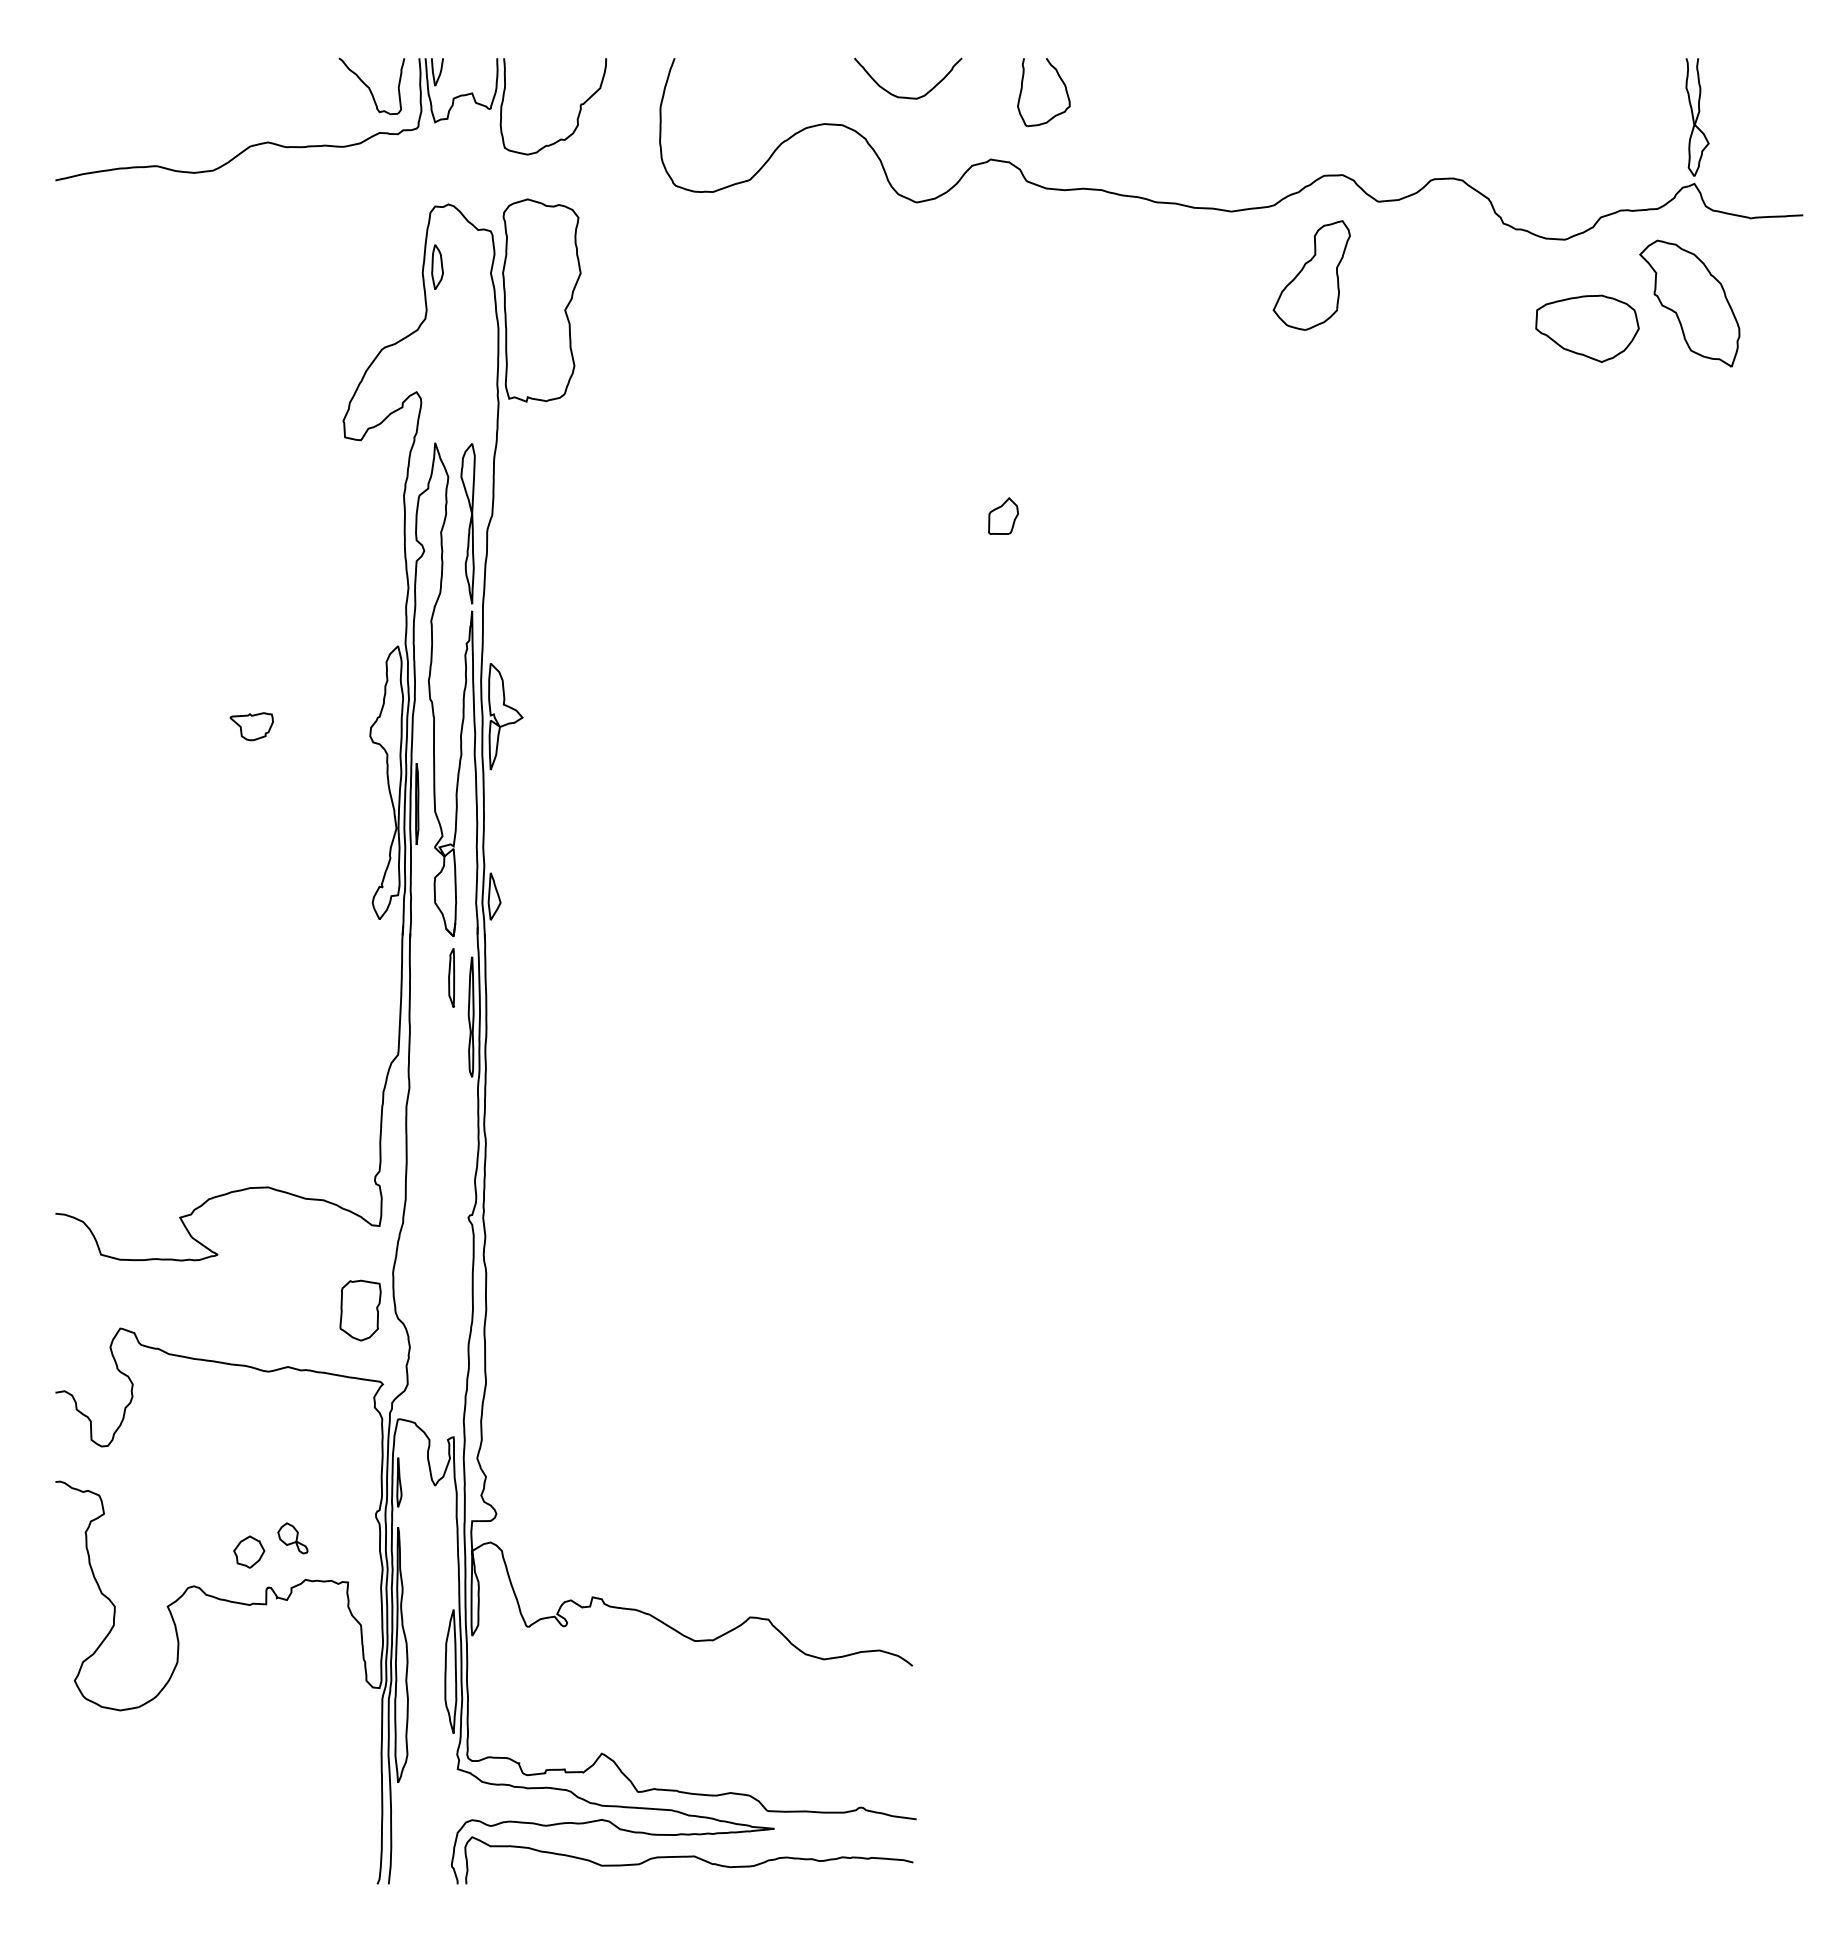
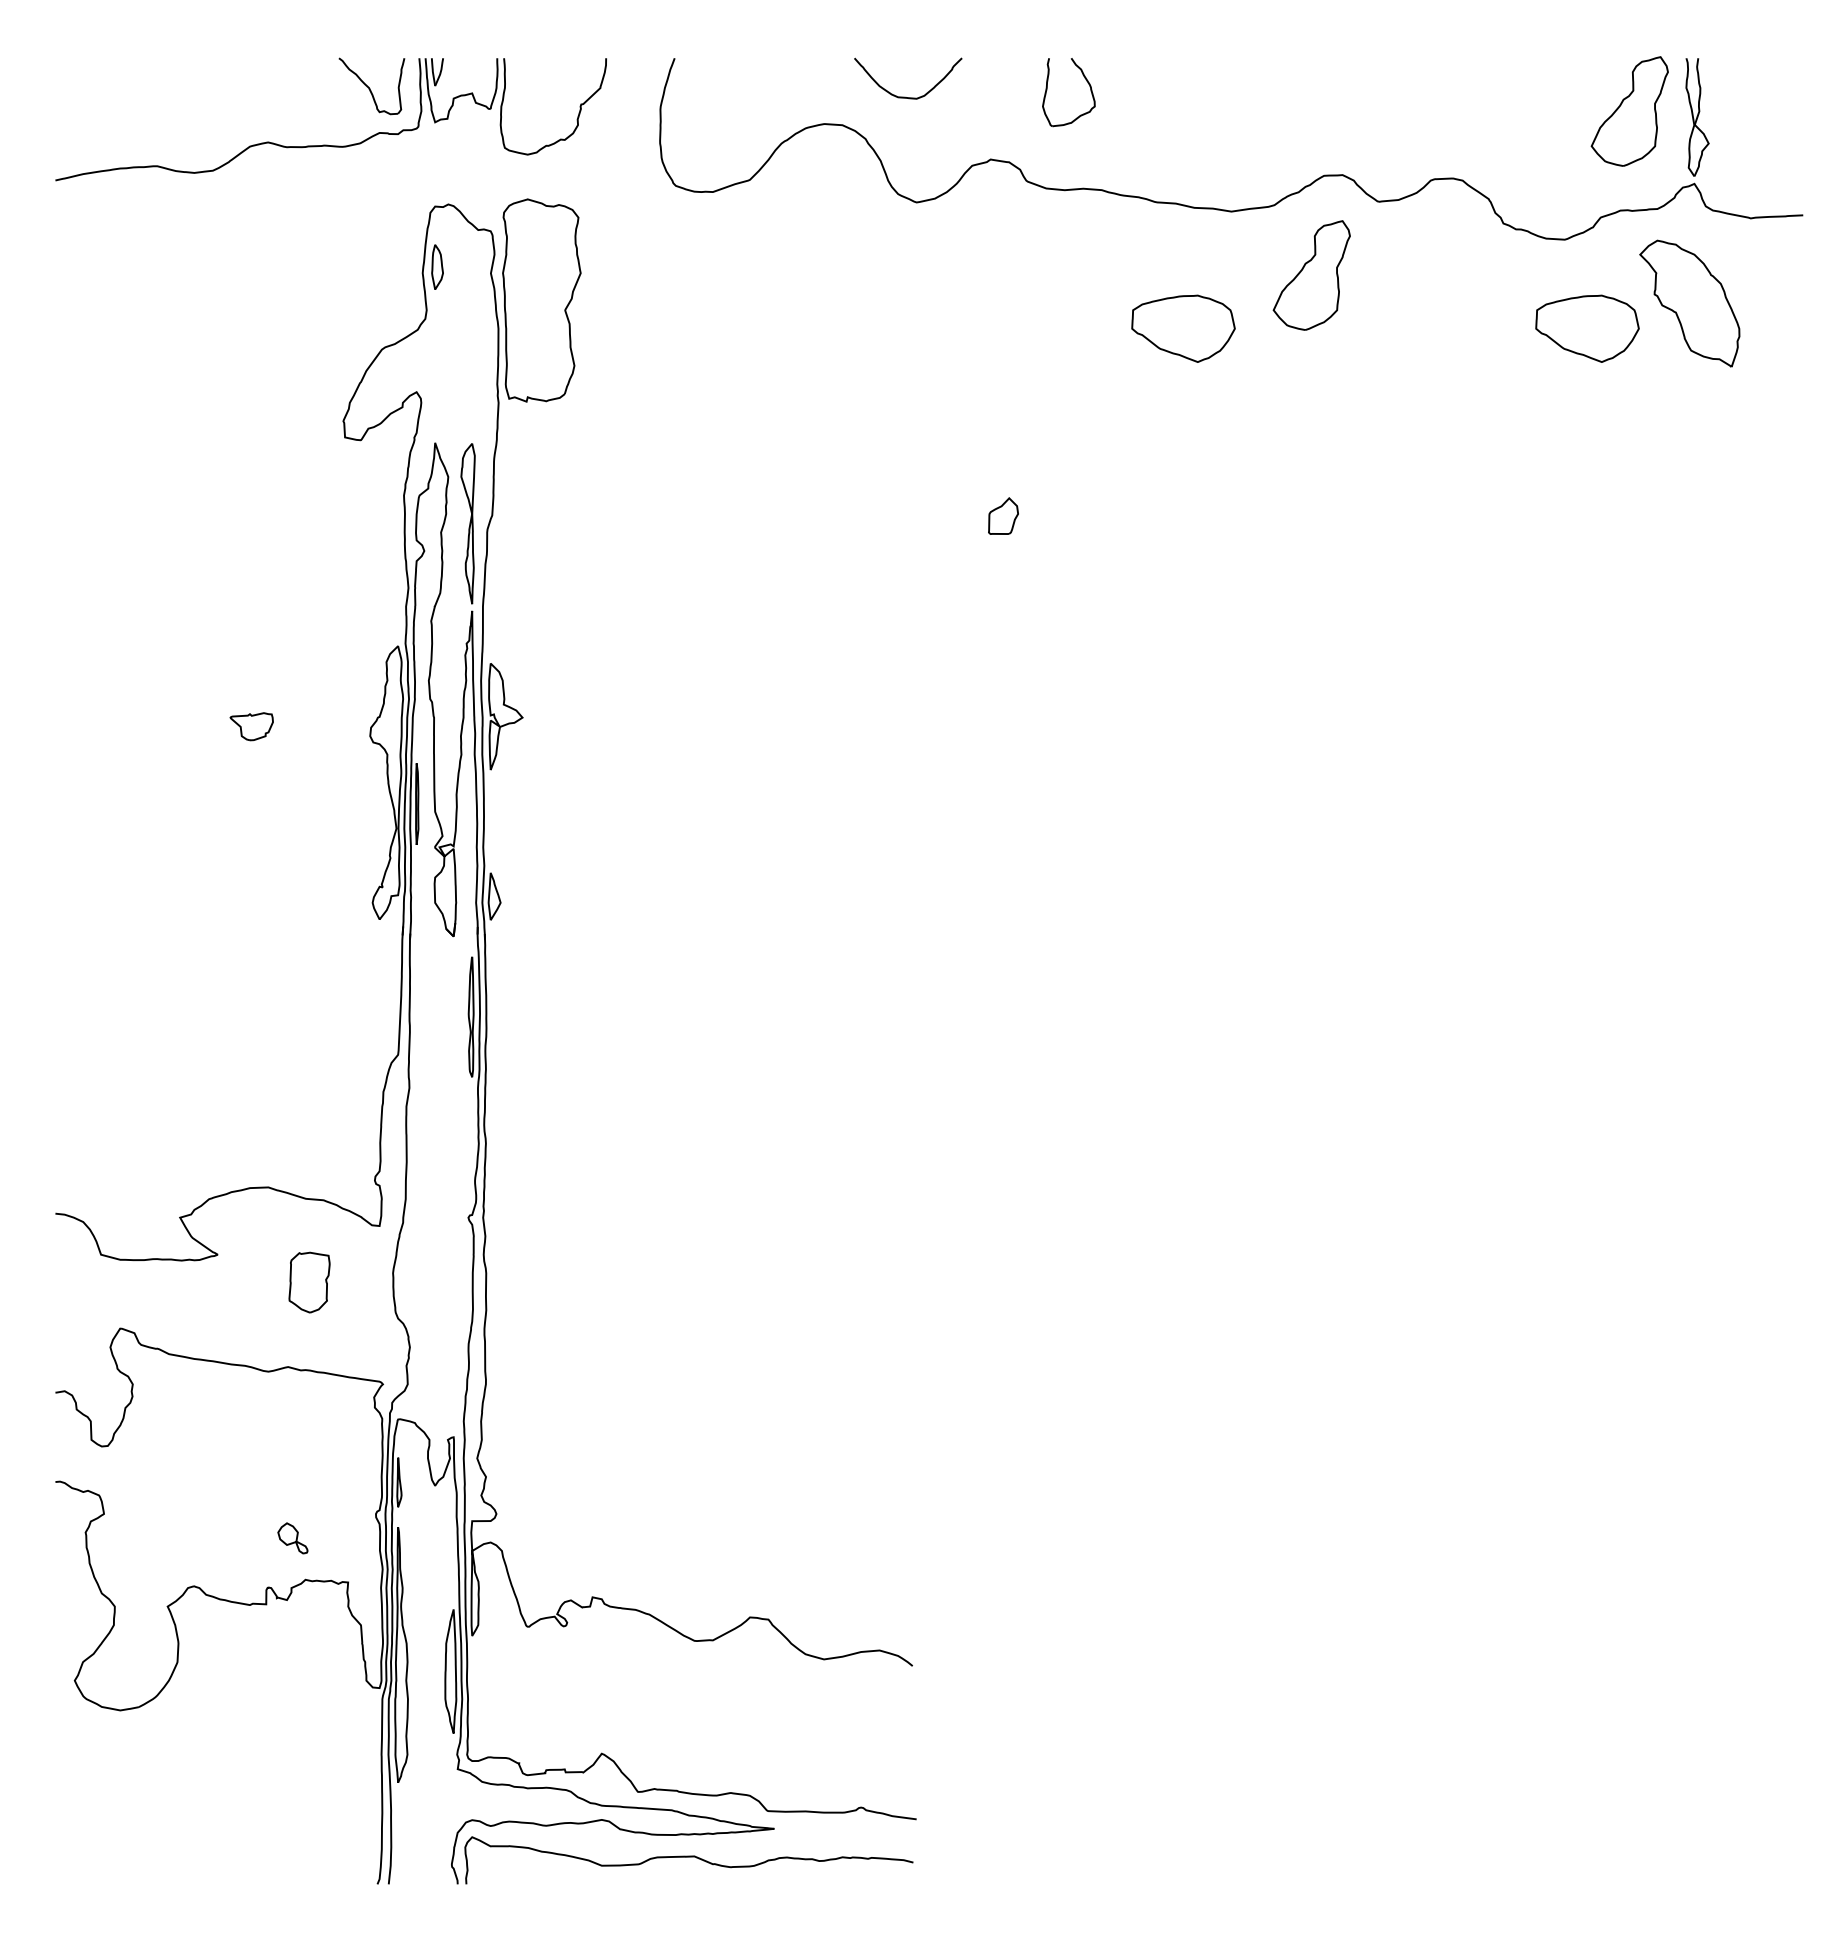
part position: (1062, 83) -> (1087, 83) (1087, 83)
part: none -> present (1629, 111)
part: none -> present (1183, 328)
part: present -> none (451, 977)
part position: (360, 1310) -> (309, 1282) (309, 1282)
part: present -> none (249, 1551)
